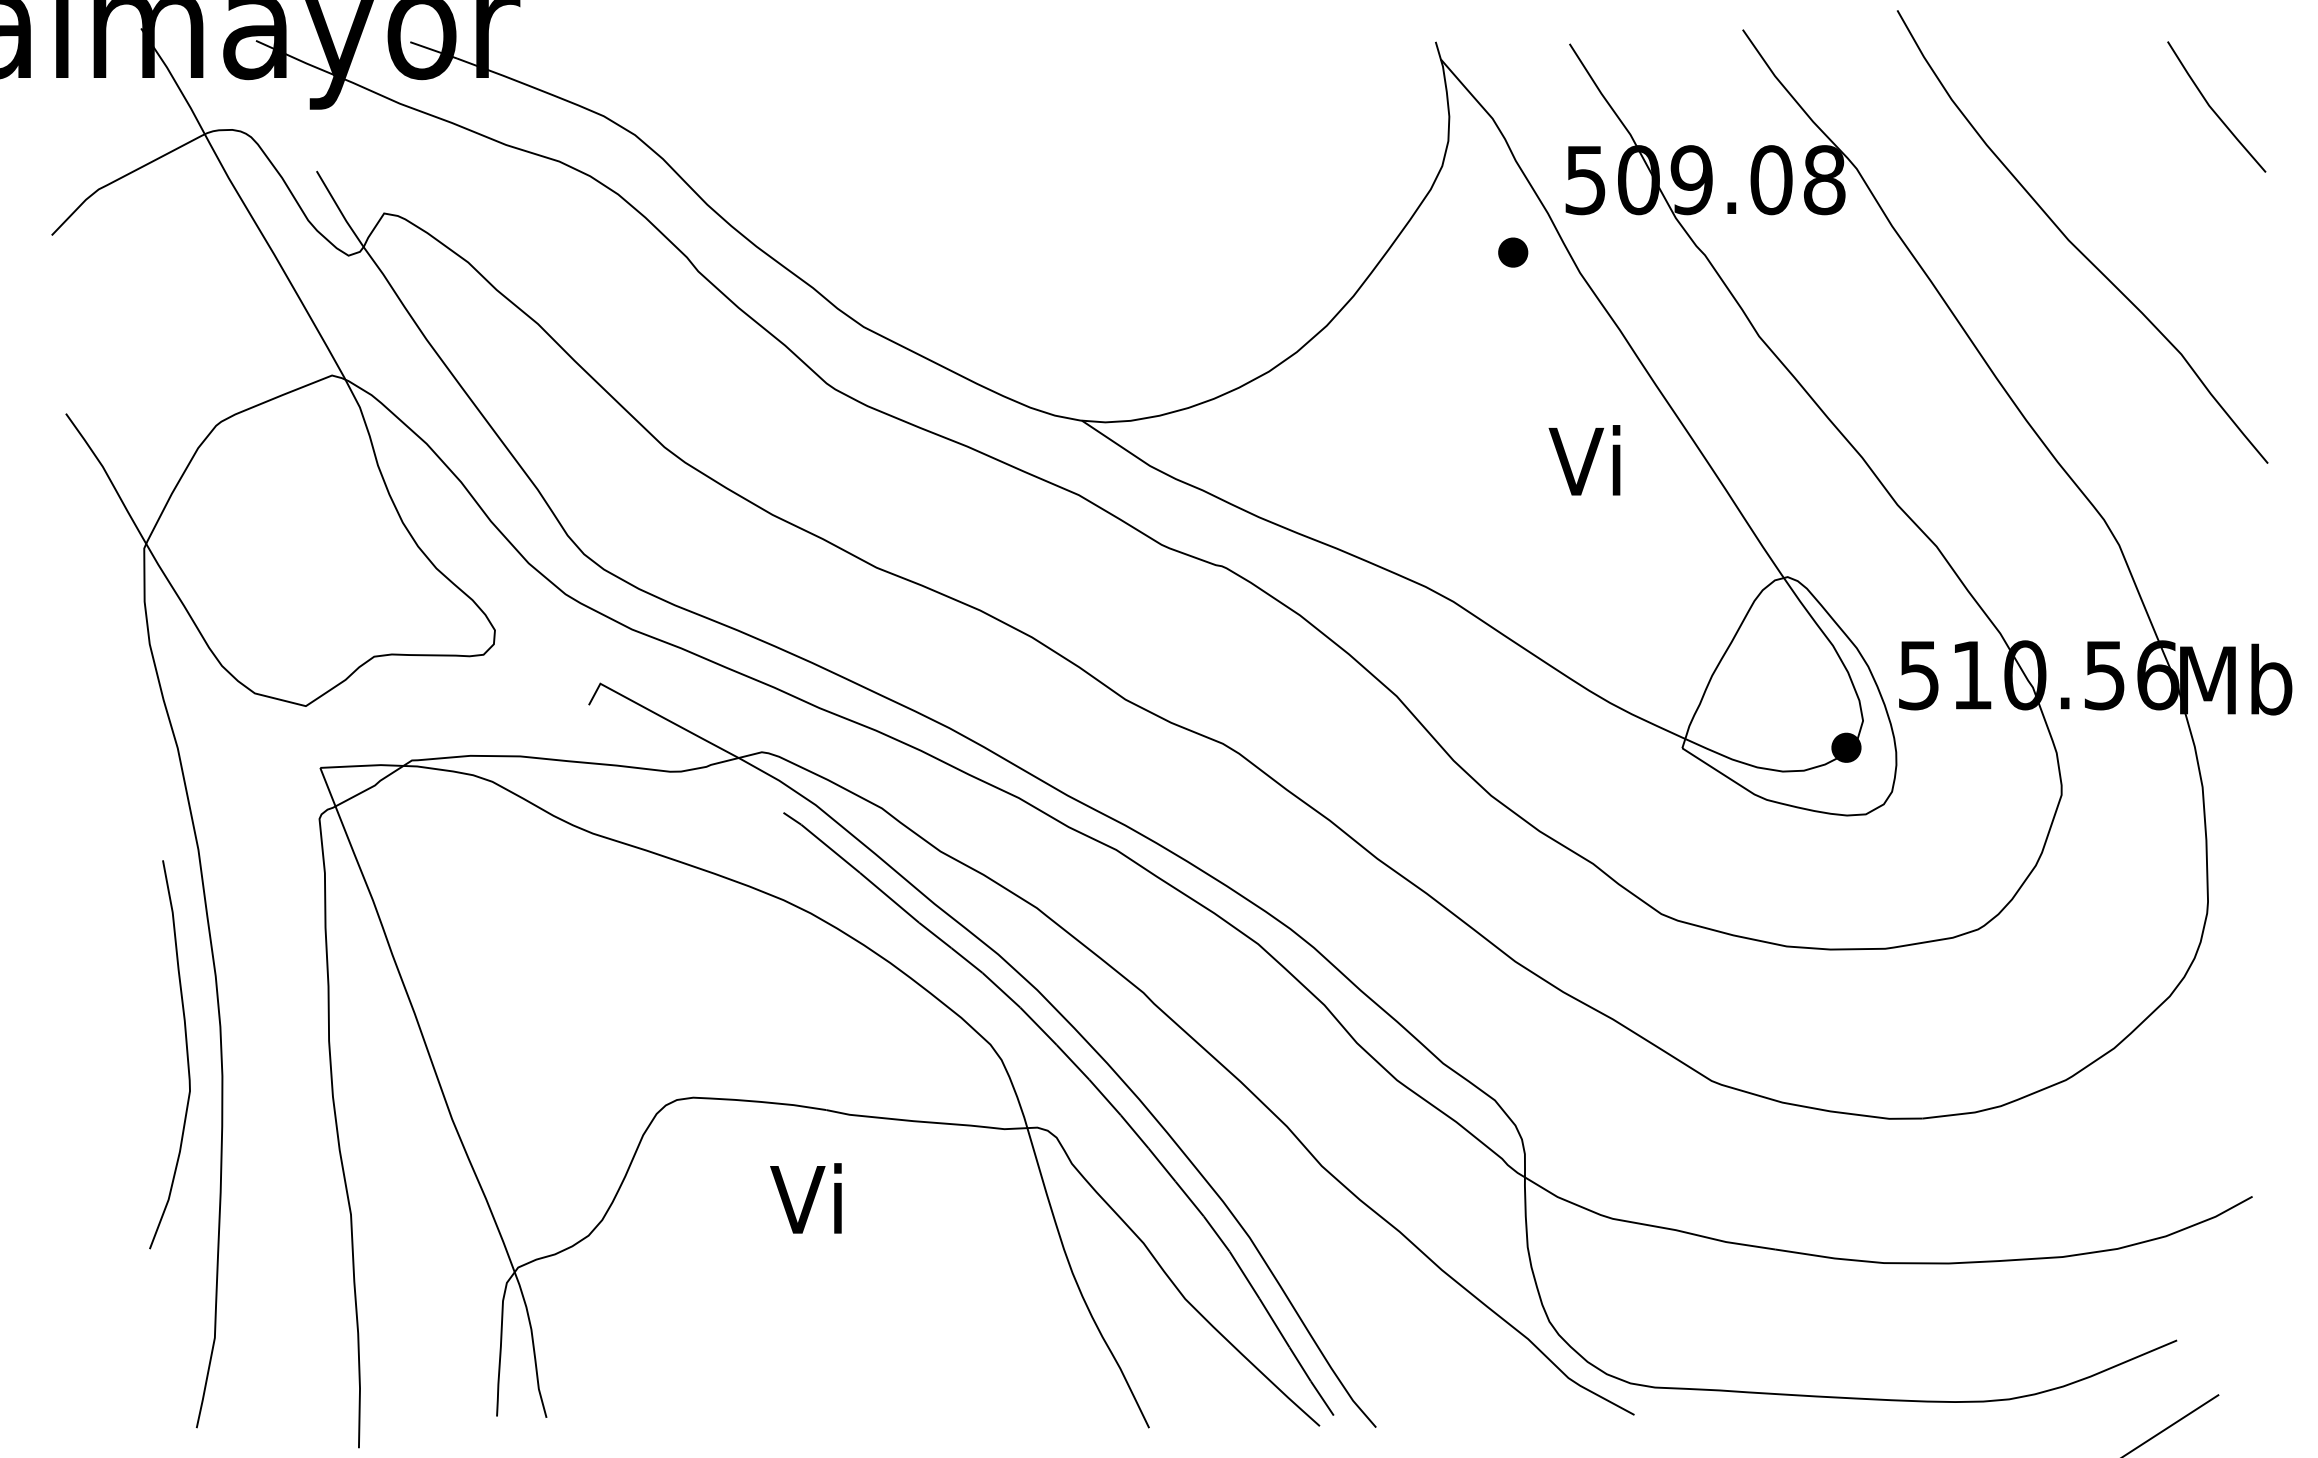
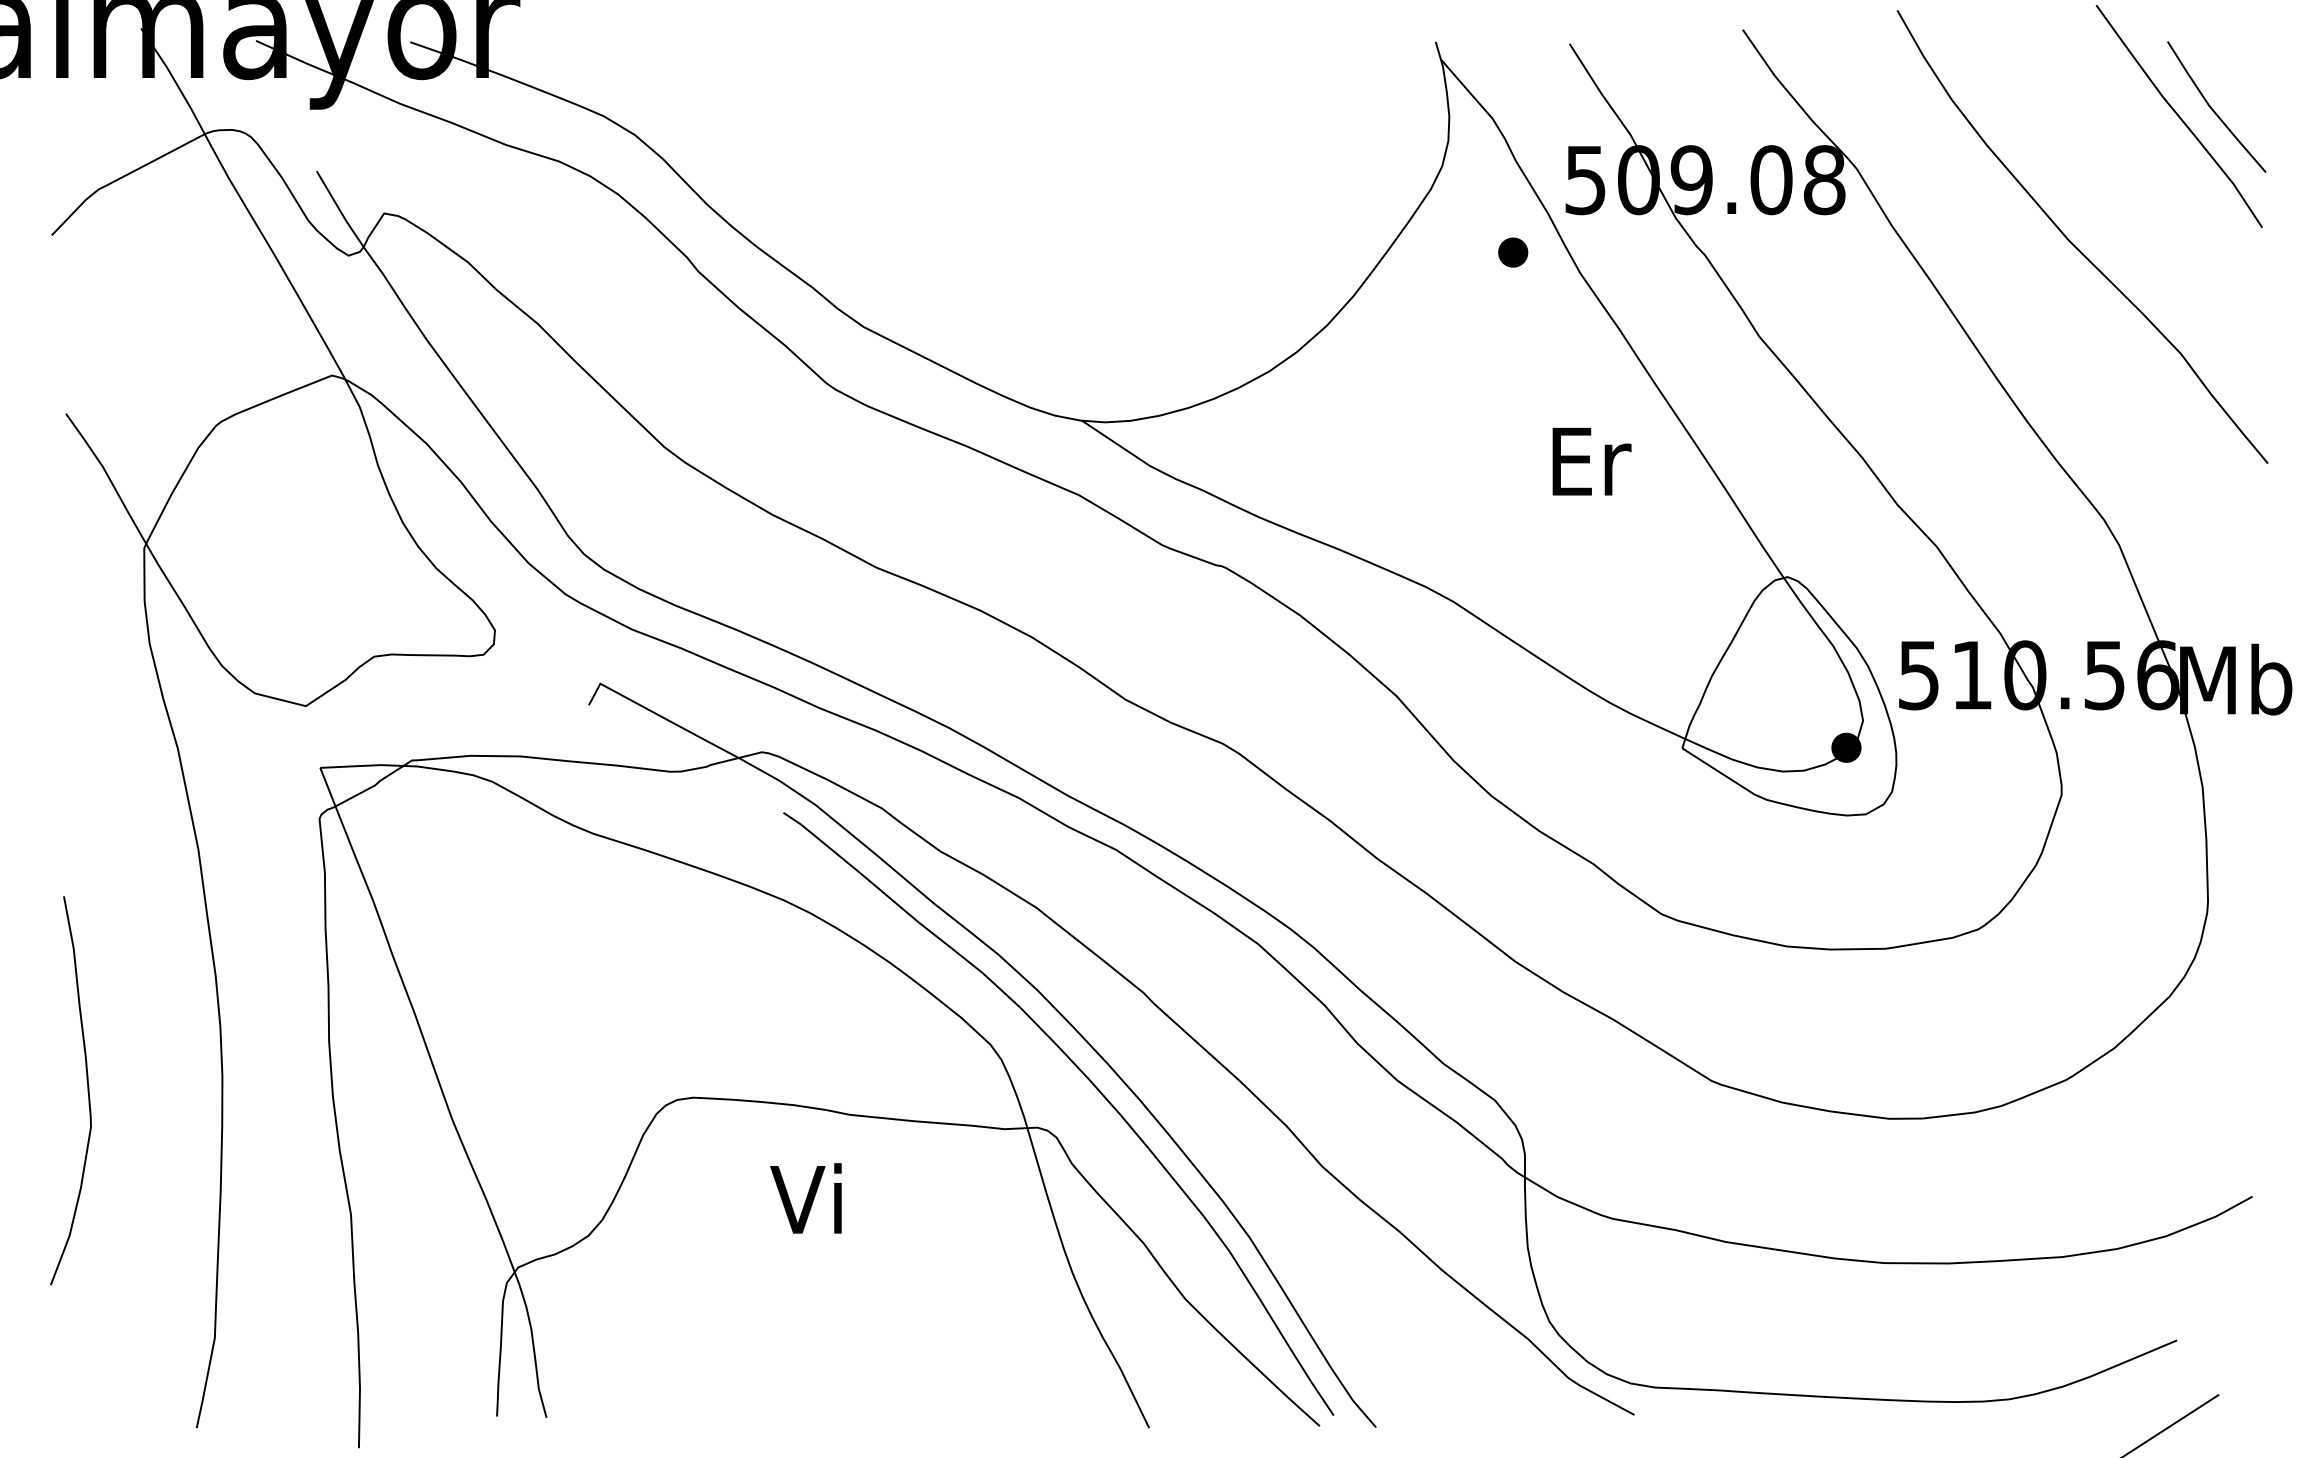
curve: none -> present (2178, 116)
text: Vi -> Er (1589, 460)
curve position: (186, 1054) -> (87, 1090) (87, 1090)
